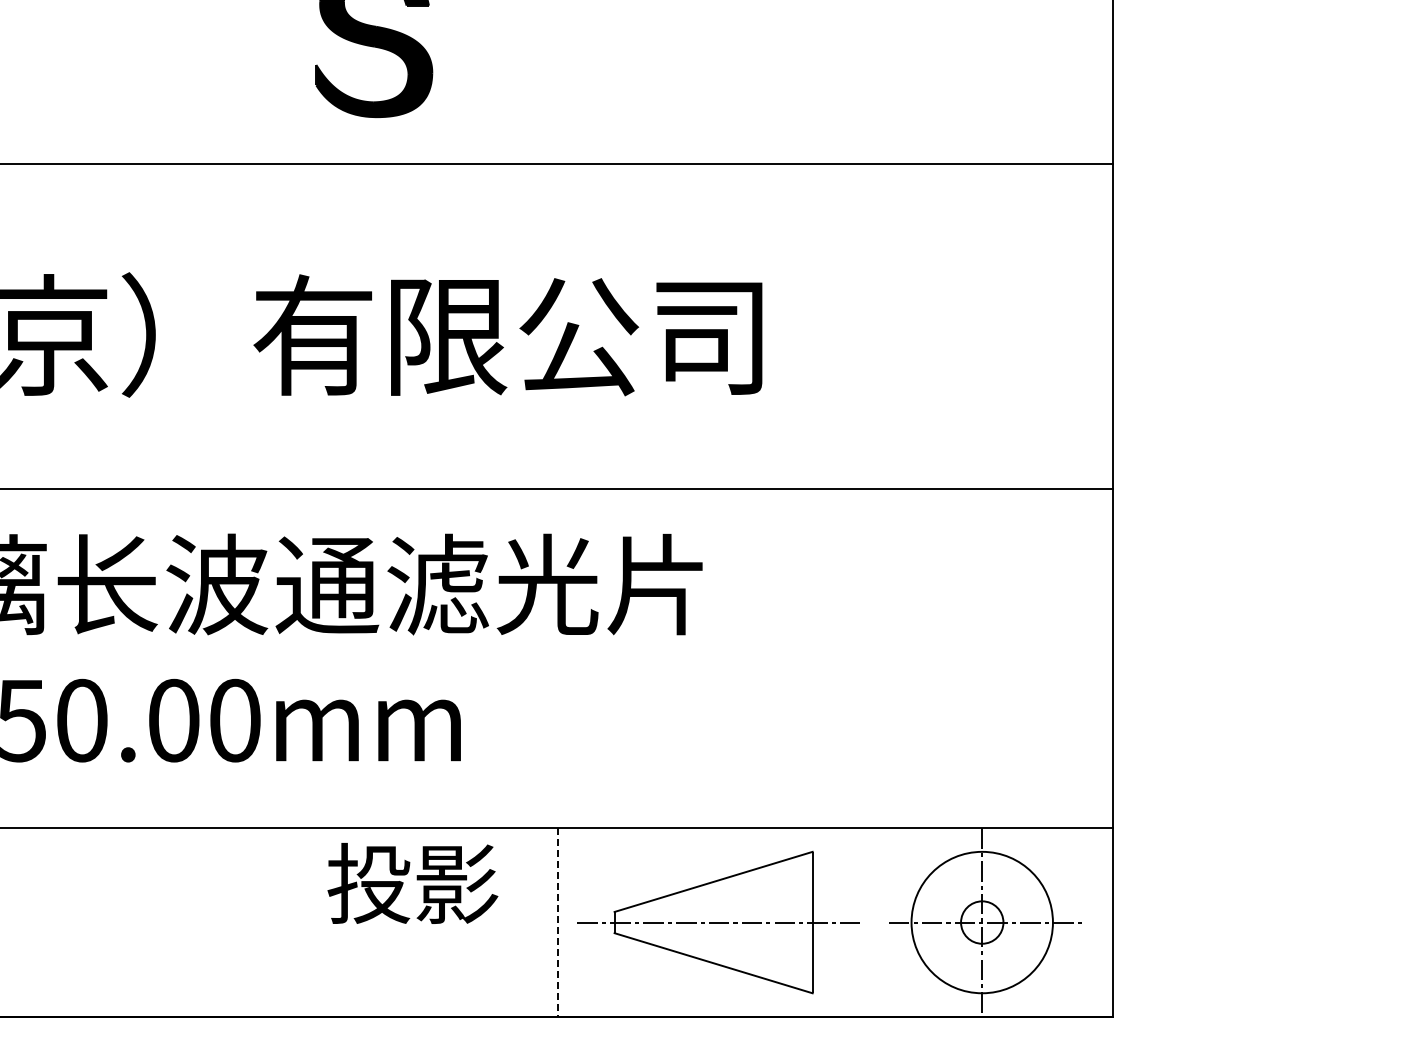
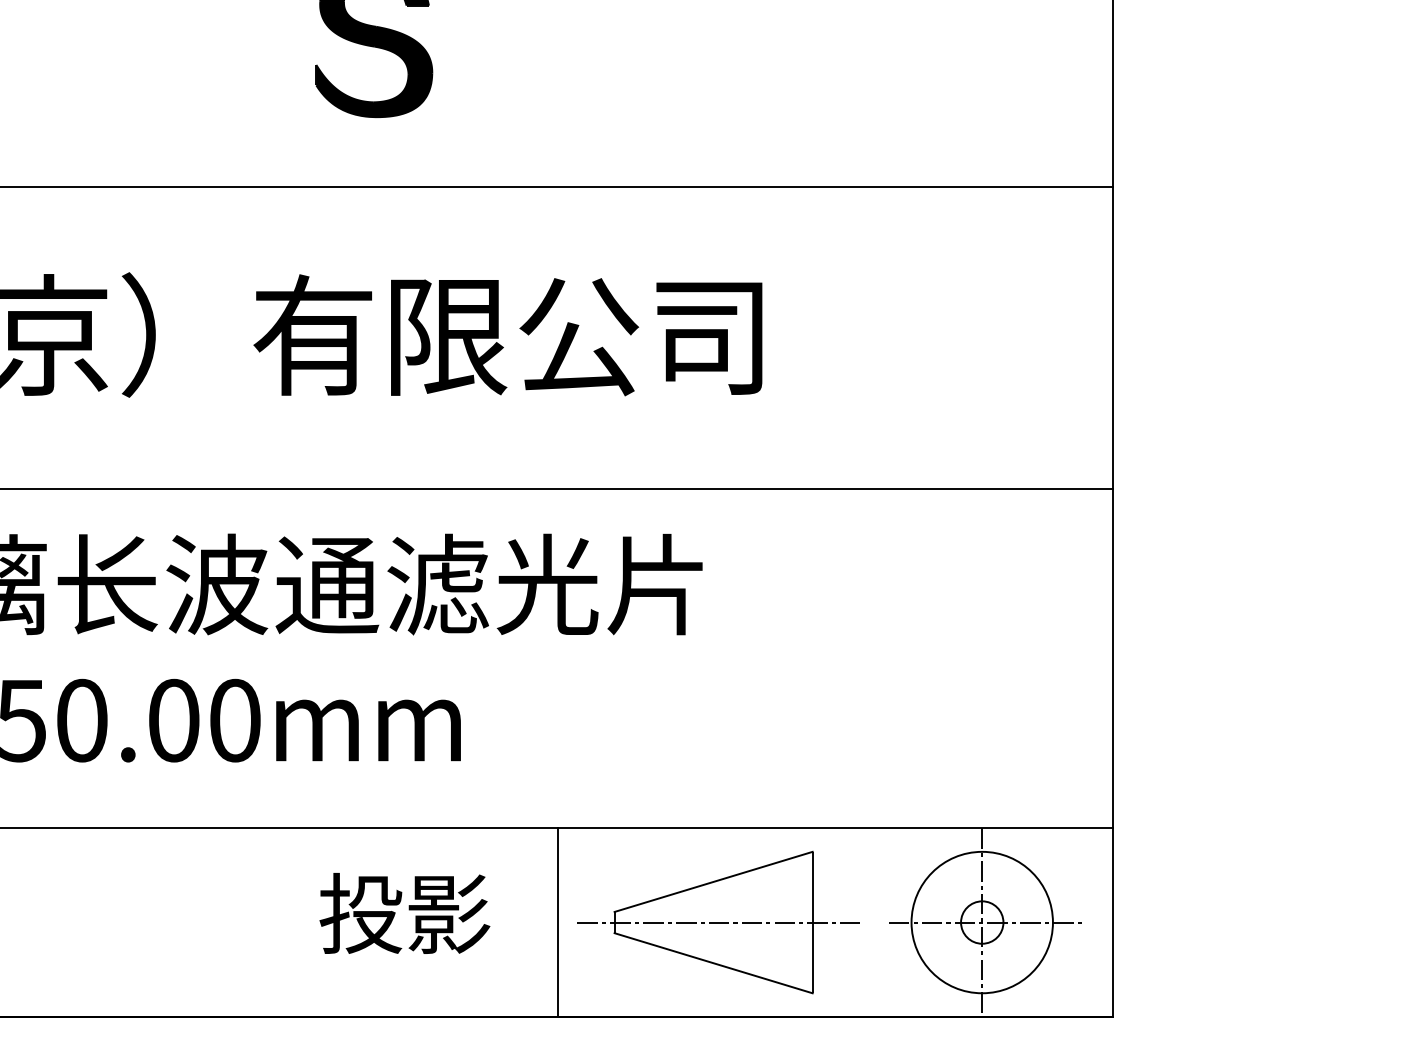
line position: (557, 164) -> (557, 187) (557, 187)
text position: (412, 883) -> (404, 913) (404, 913)
line: dashed -> solid (557, 923)
